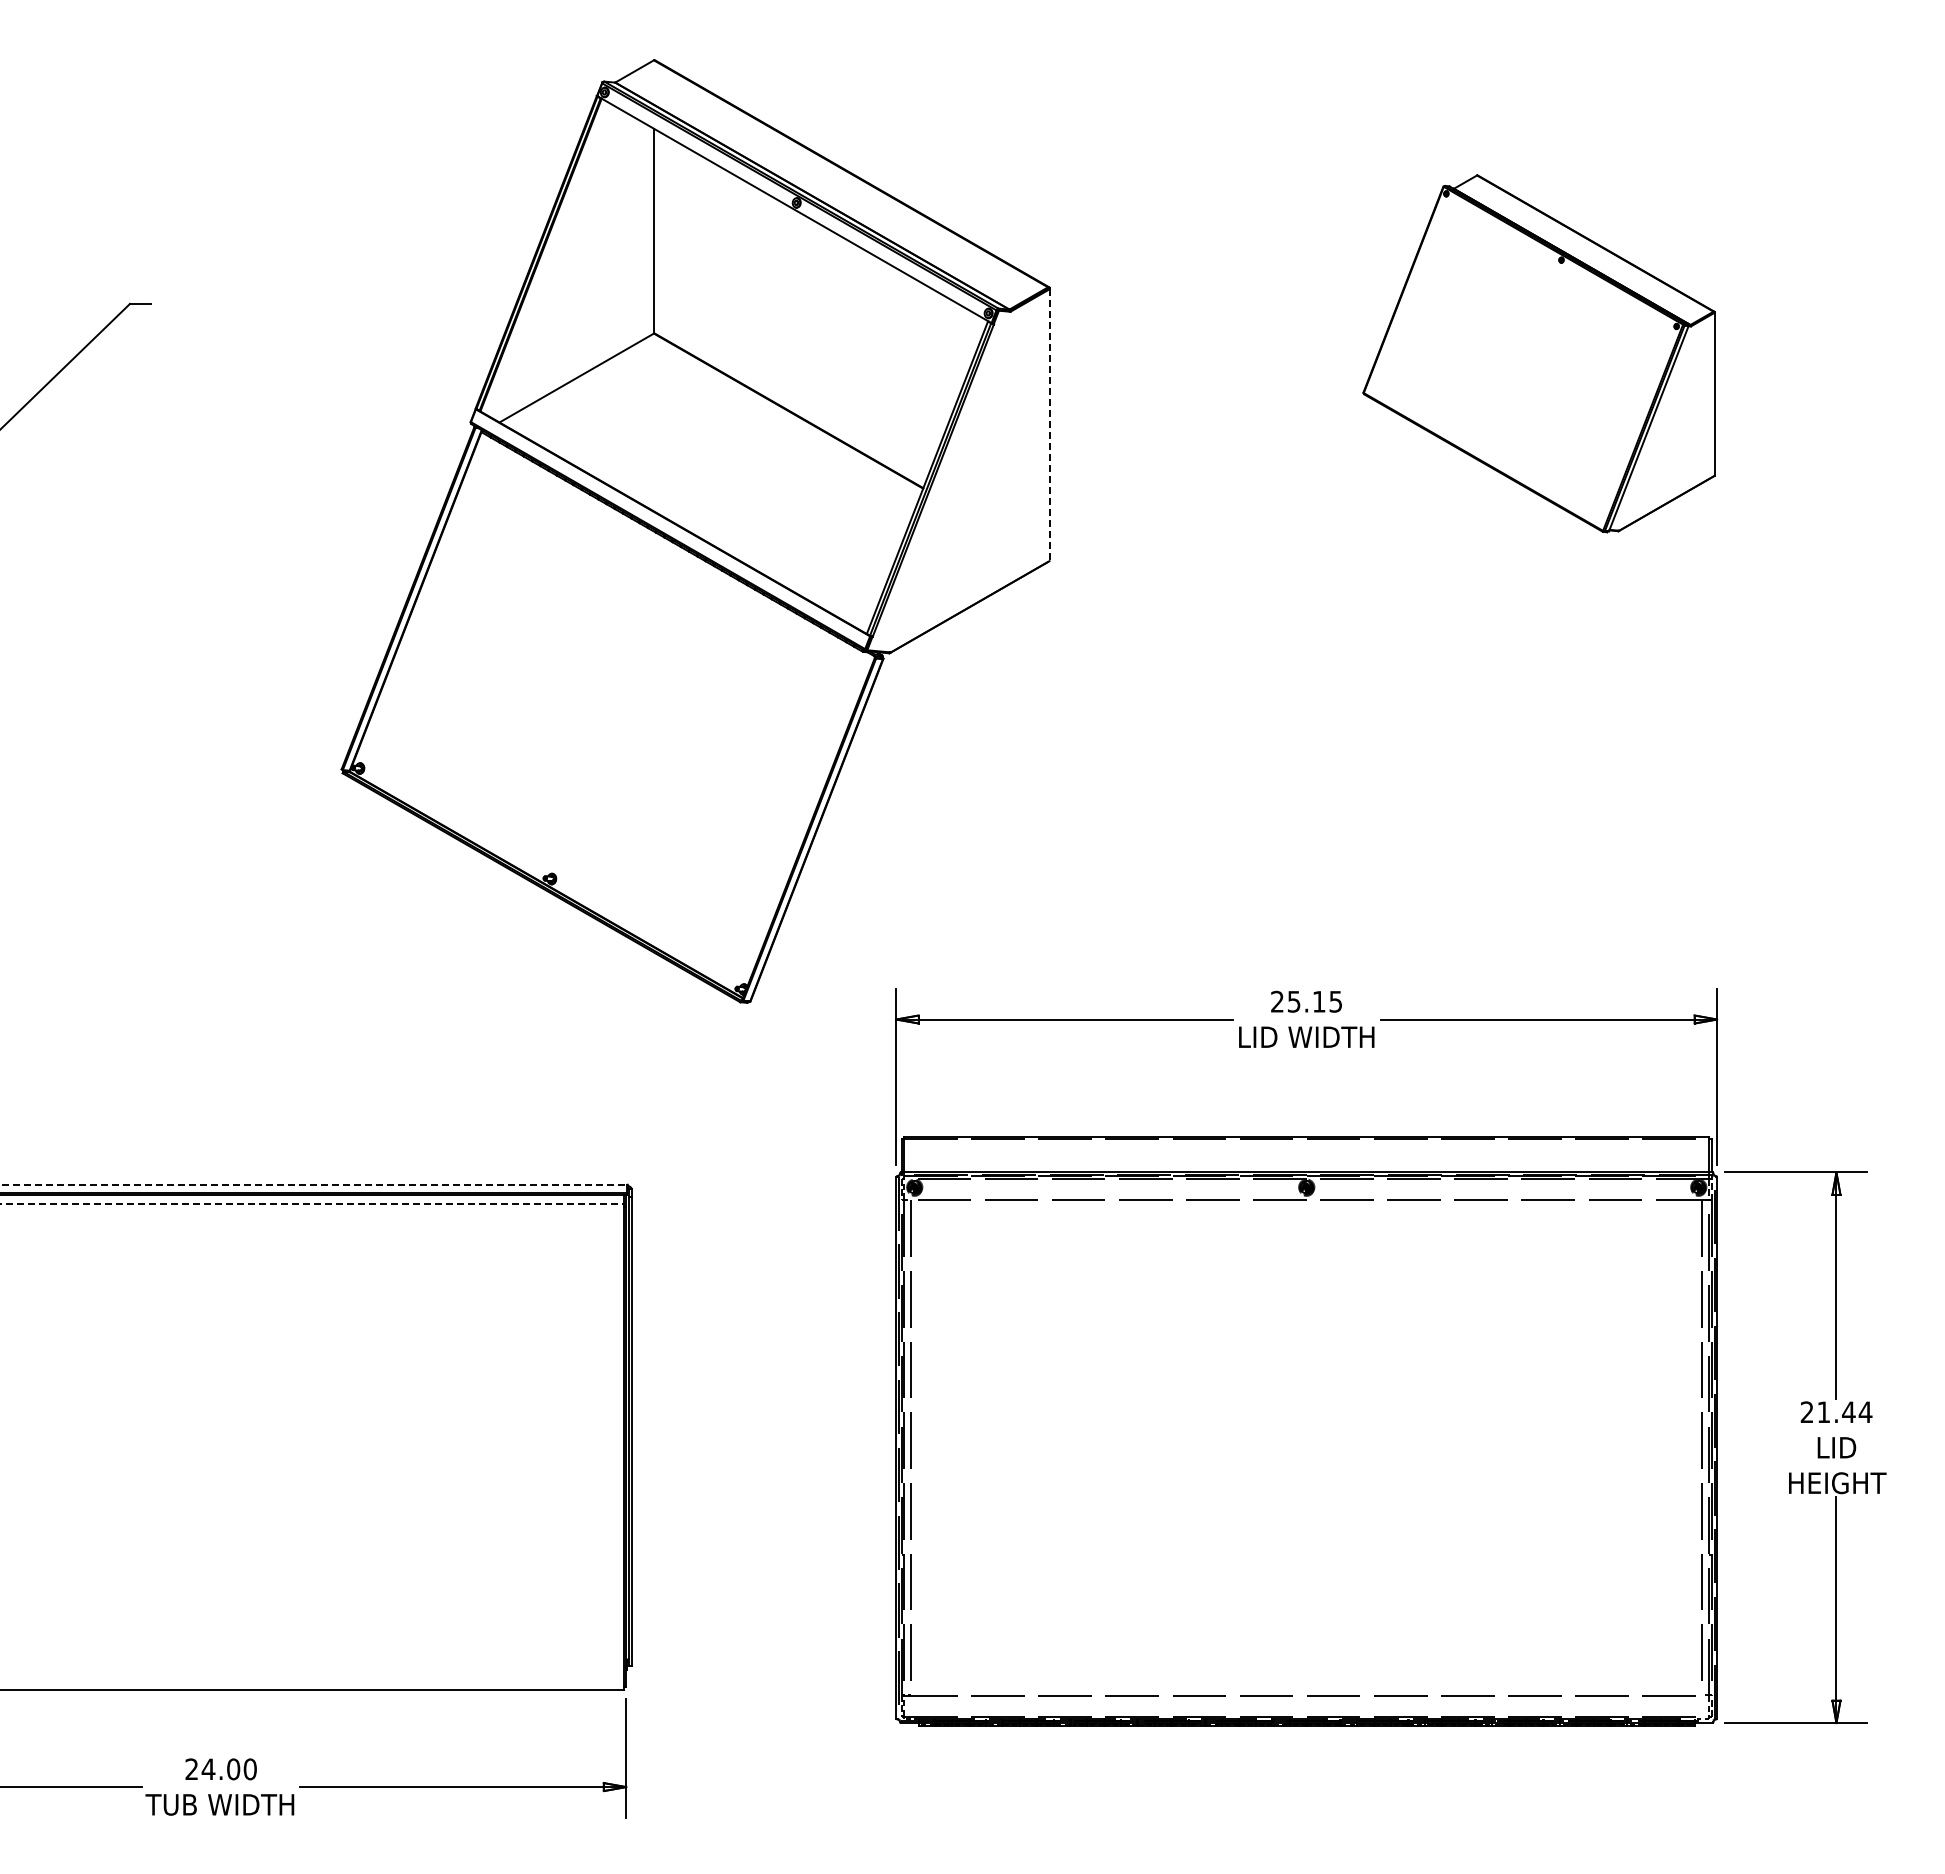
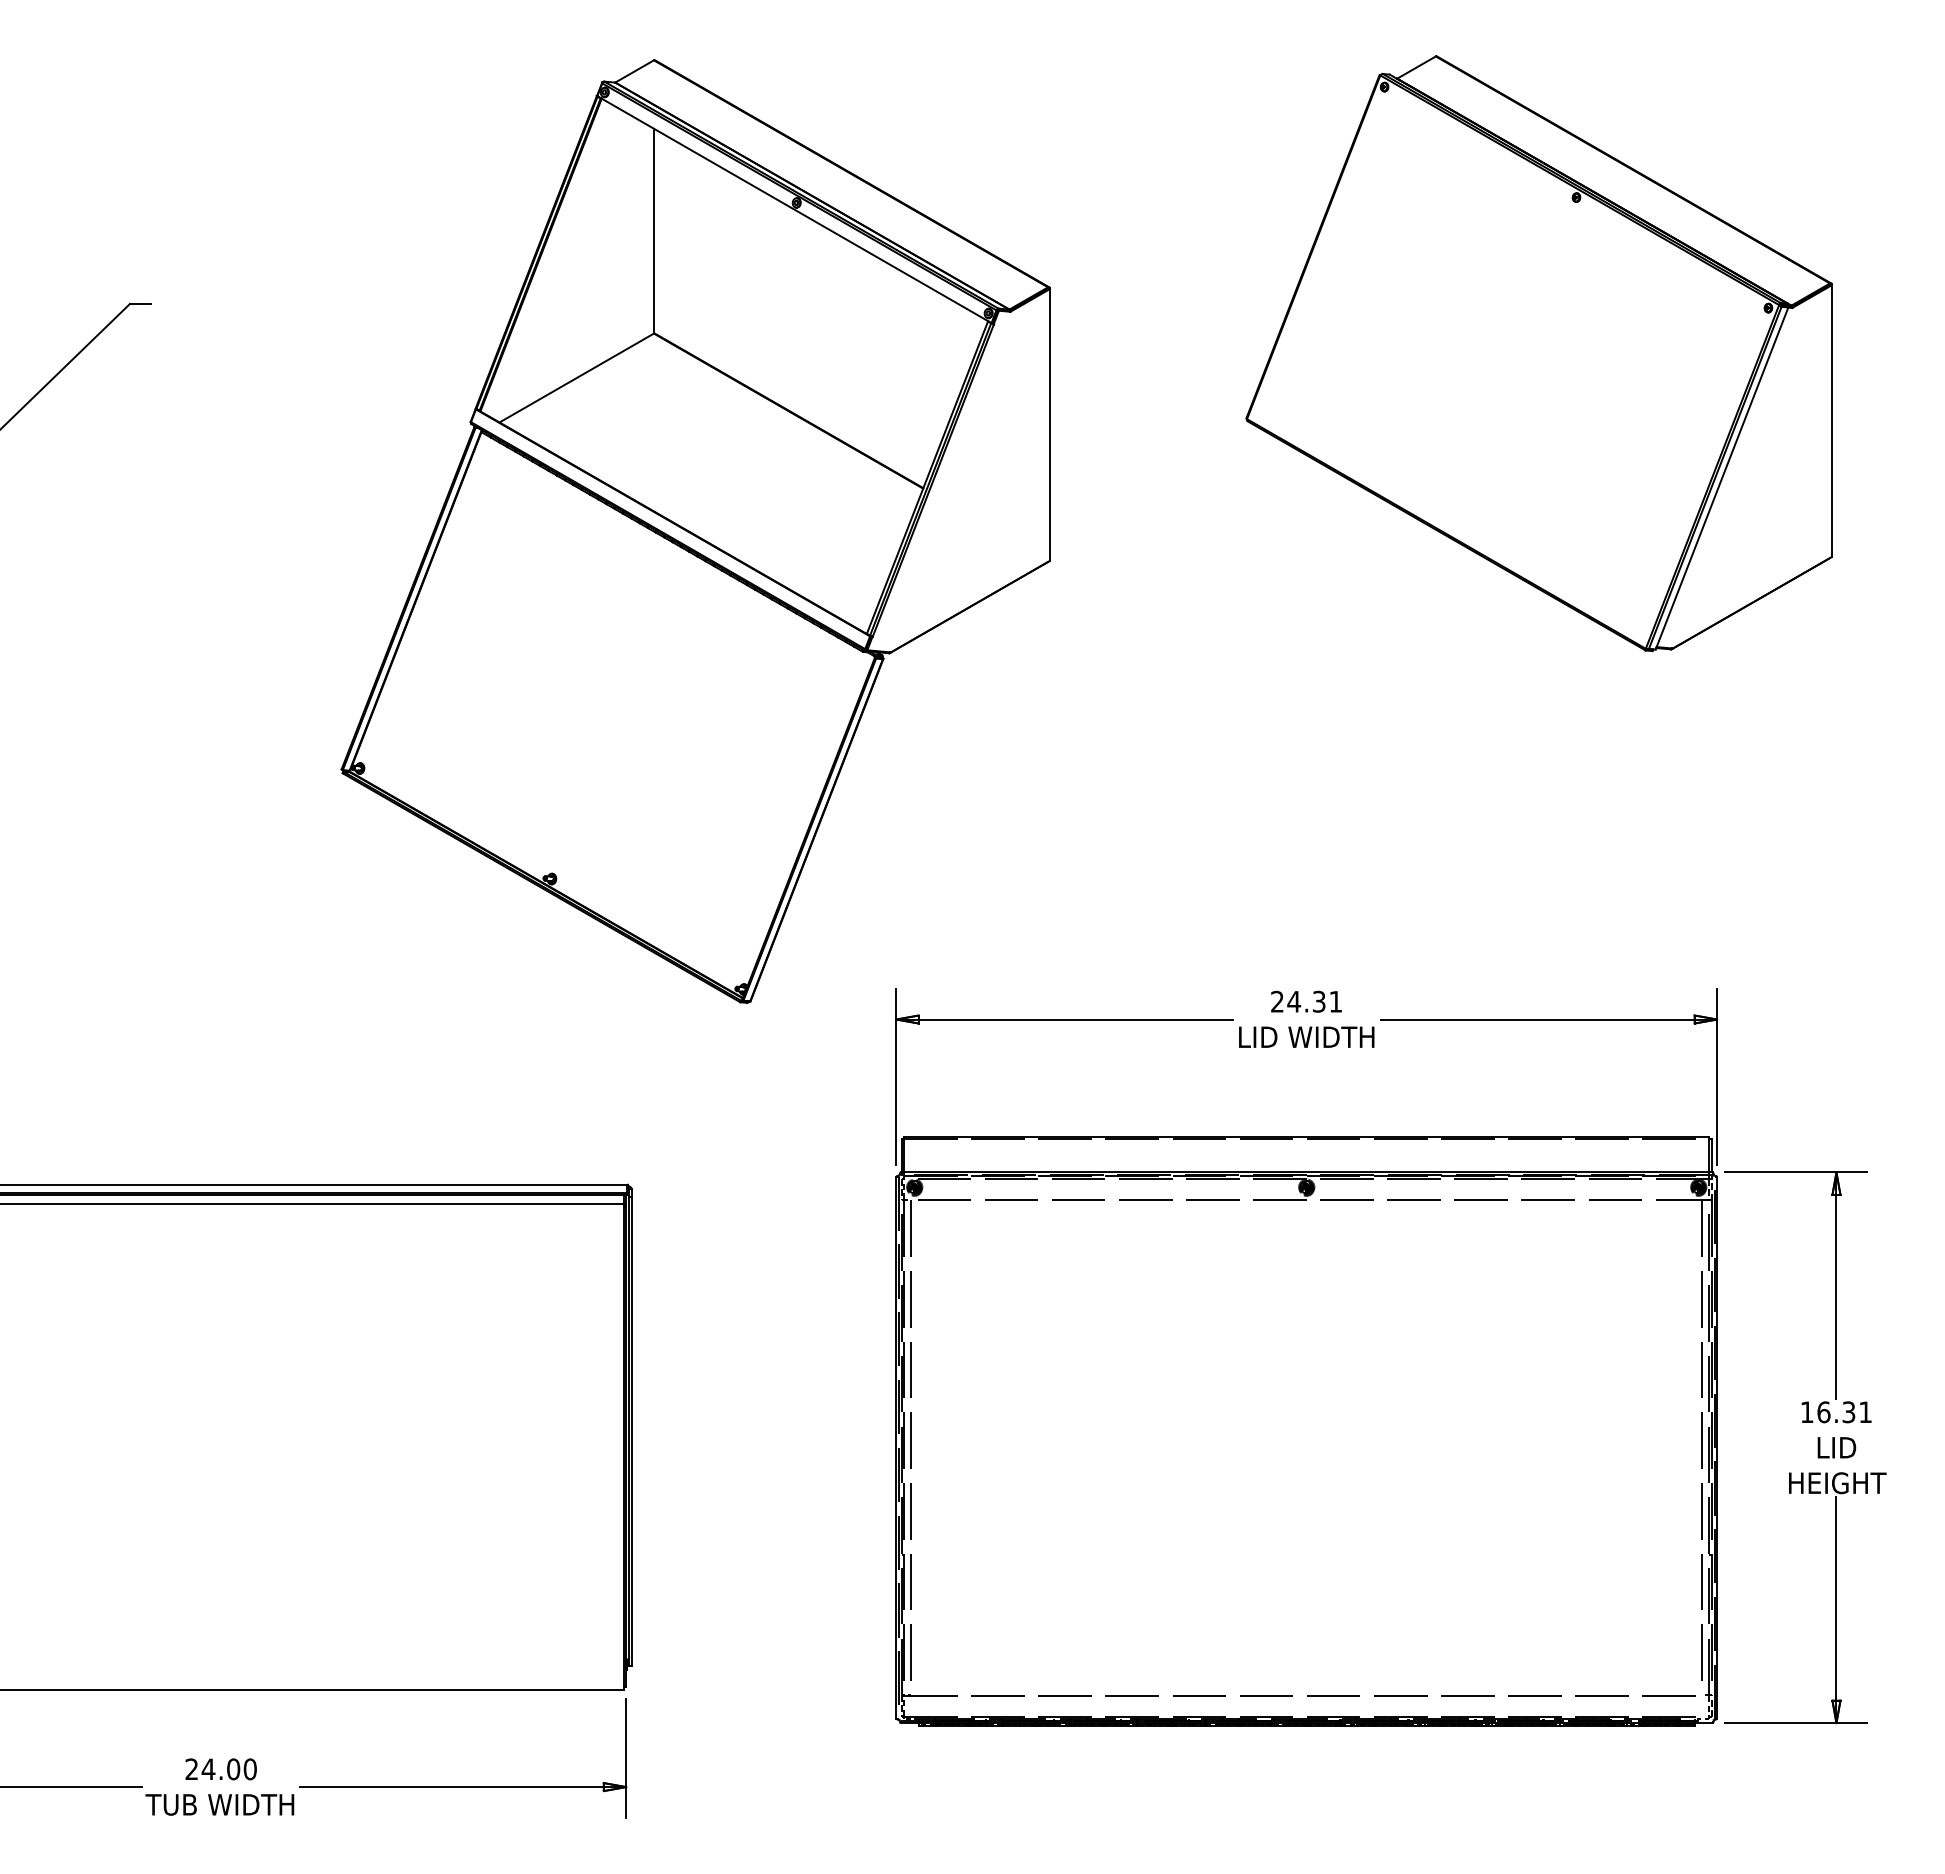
part size: 354x360 px -> 588x598 px (1538, 353)
line: dashed -> solid (1049, 425)
text: 25.15 -> 24.31 (1314, 1001)
line: dashed -> solid (314, 1184)
line: dashed -> solid (312, 1204)
text: 21.44 -> 16.31 (1836, 1412)
